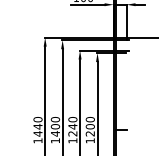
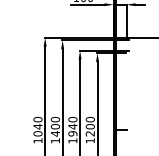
text: 1440 -> 1040 (37, 133)
text: 1240 -> 1940 (72, 133)
